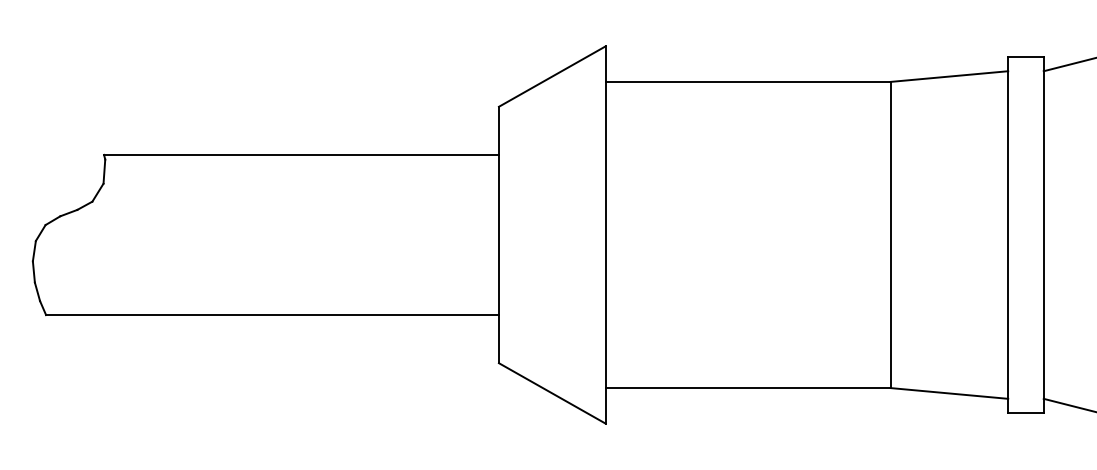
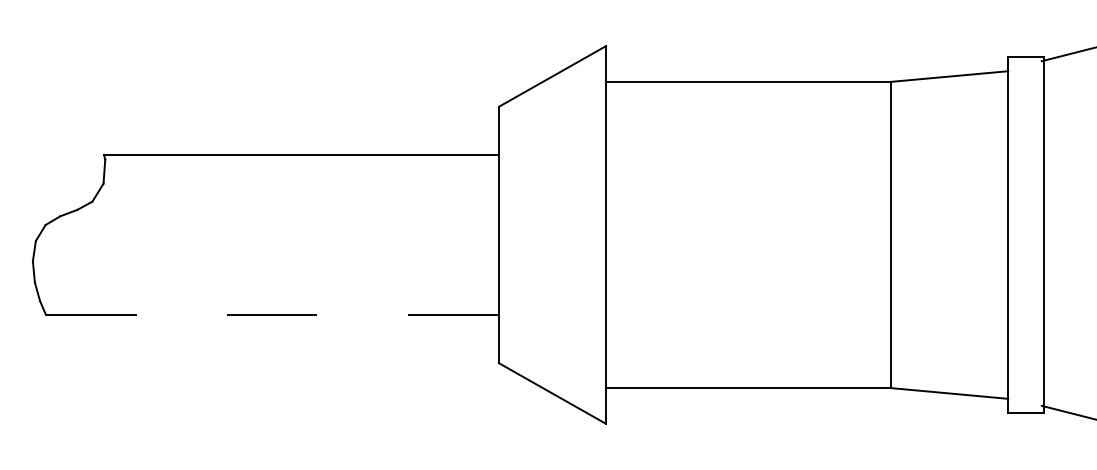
line position: (1068, 64) -> (1067, 54) (1067, 54)
line: solid -> dashed (273, 315)
line position: (1068, 404) -> (1067, 411) (1067, 411)
